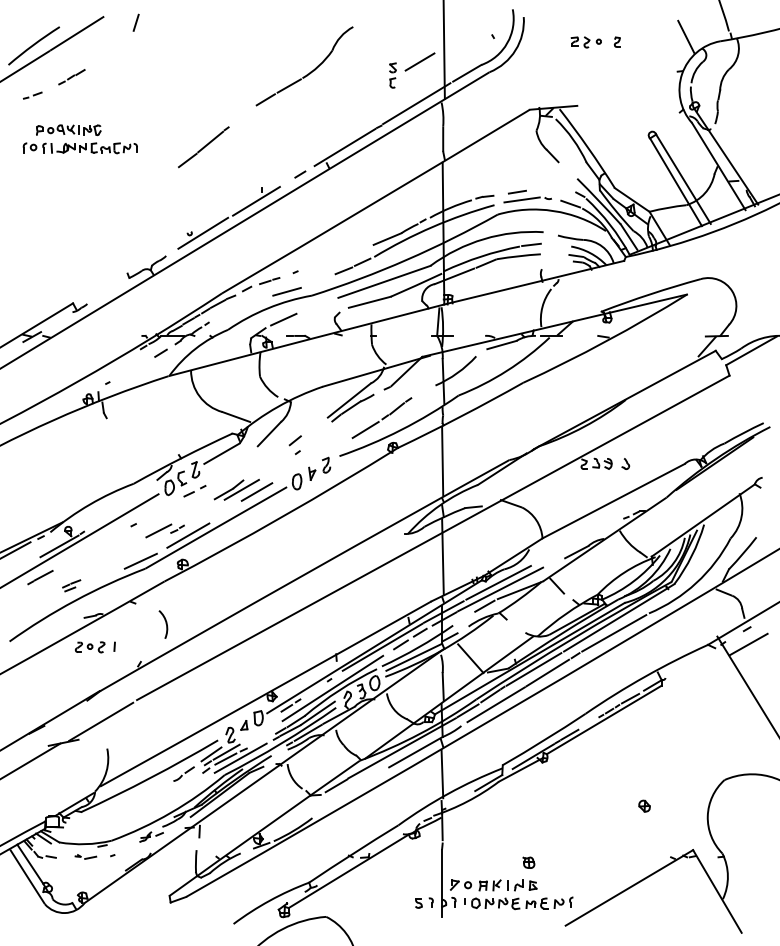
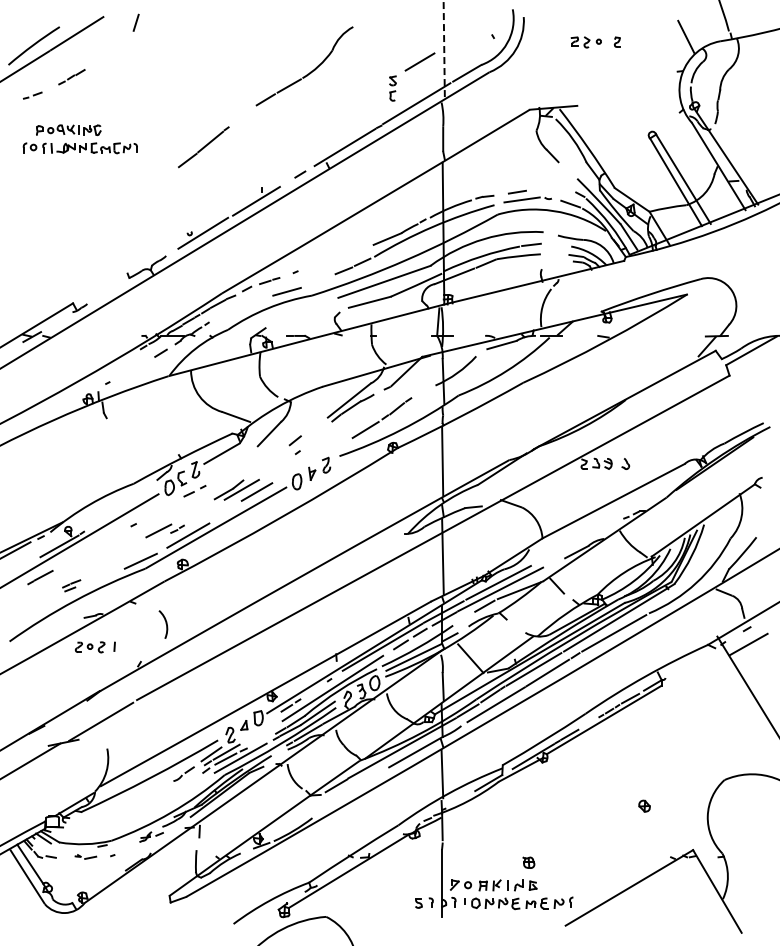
line: solid -> dashed (444, 49)
part position: (392, 75) -> (392, 88) (392, 88)
line: present -> none (283, 319)
